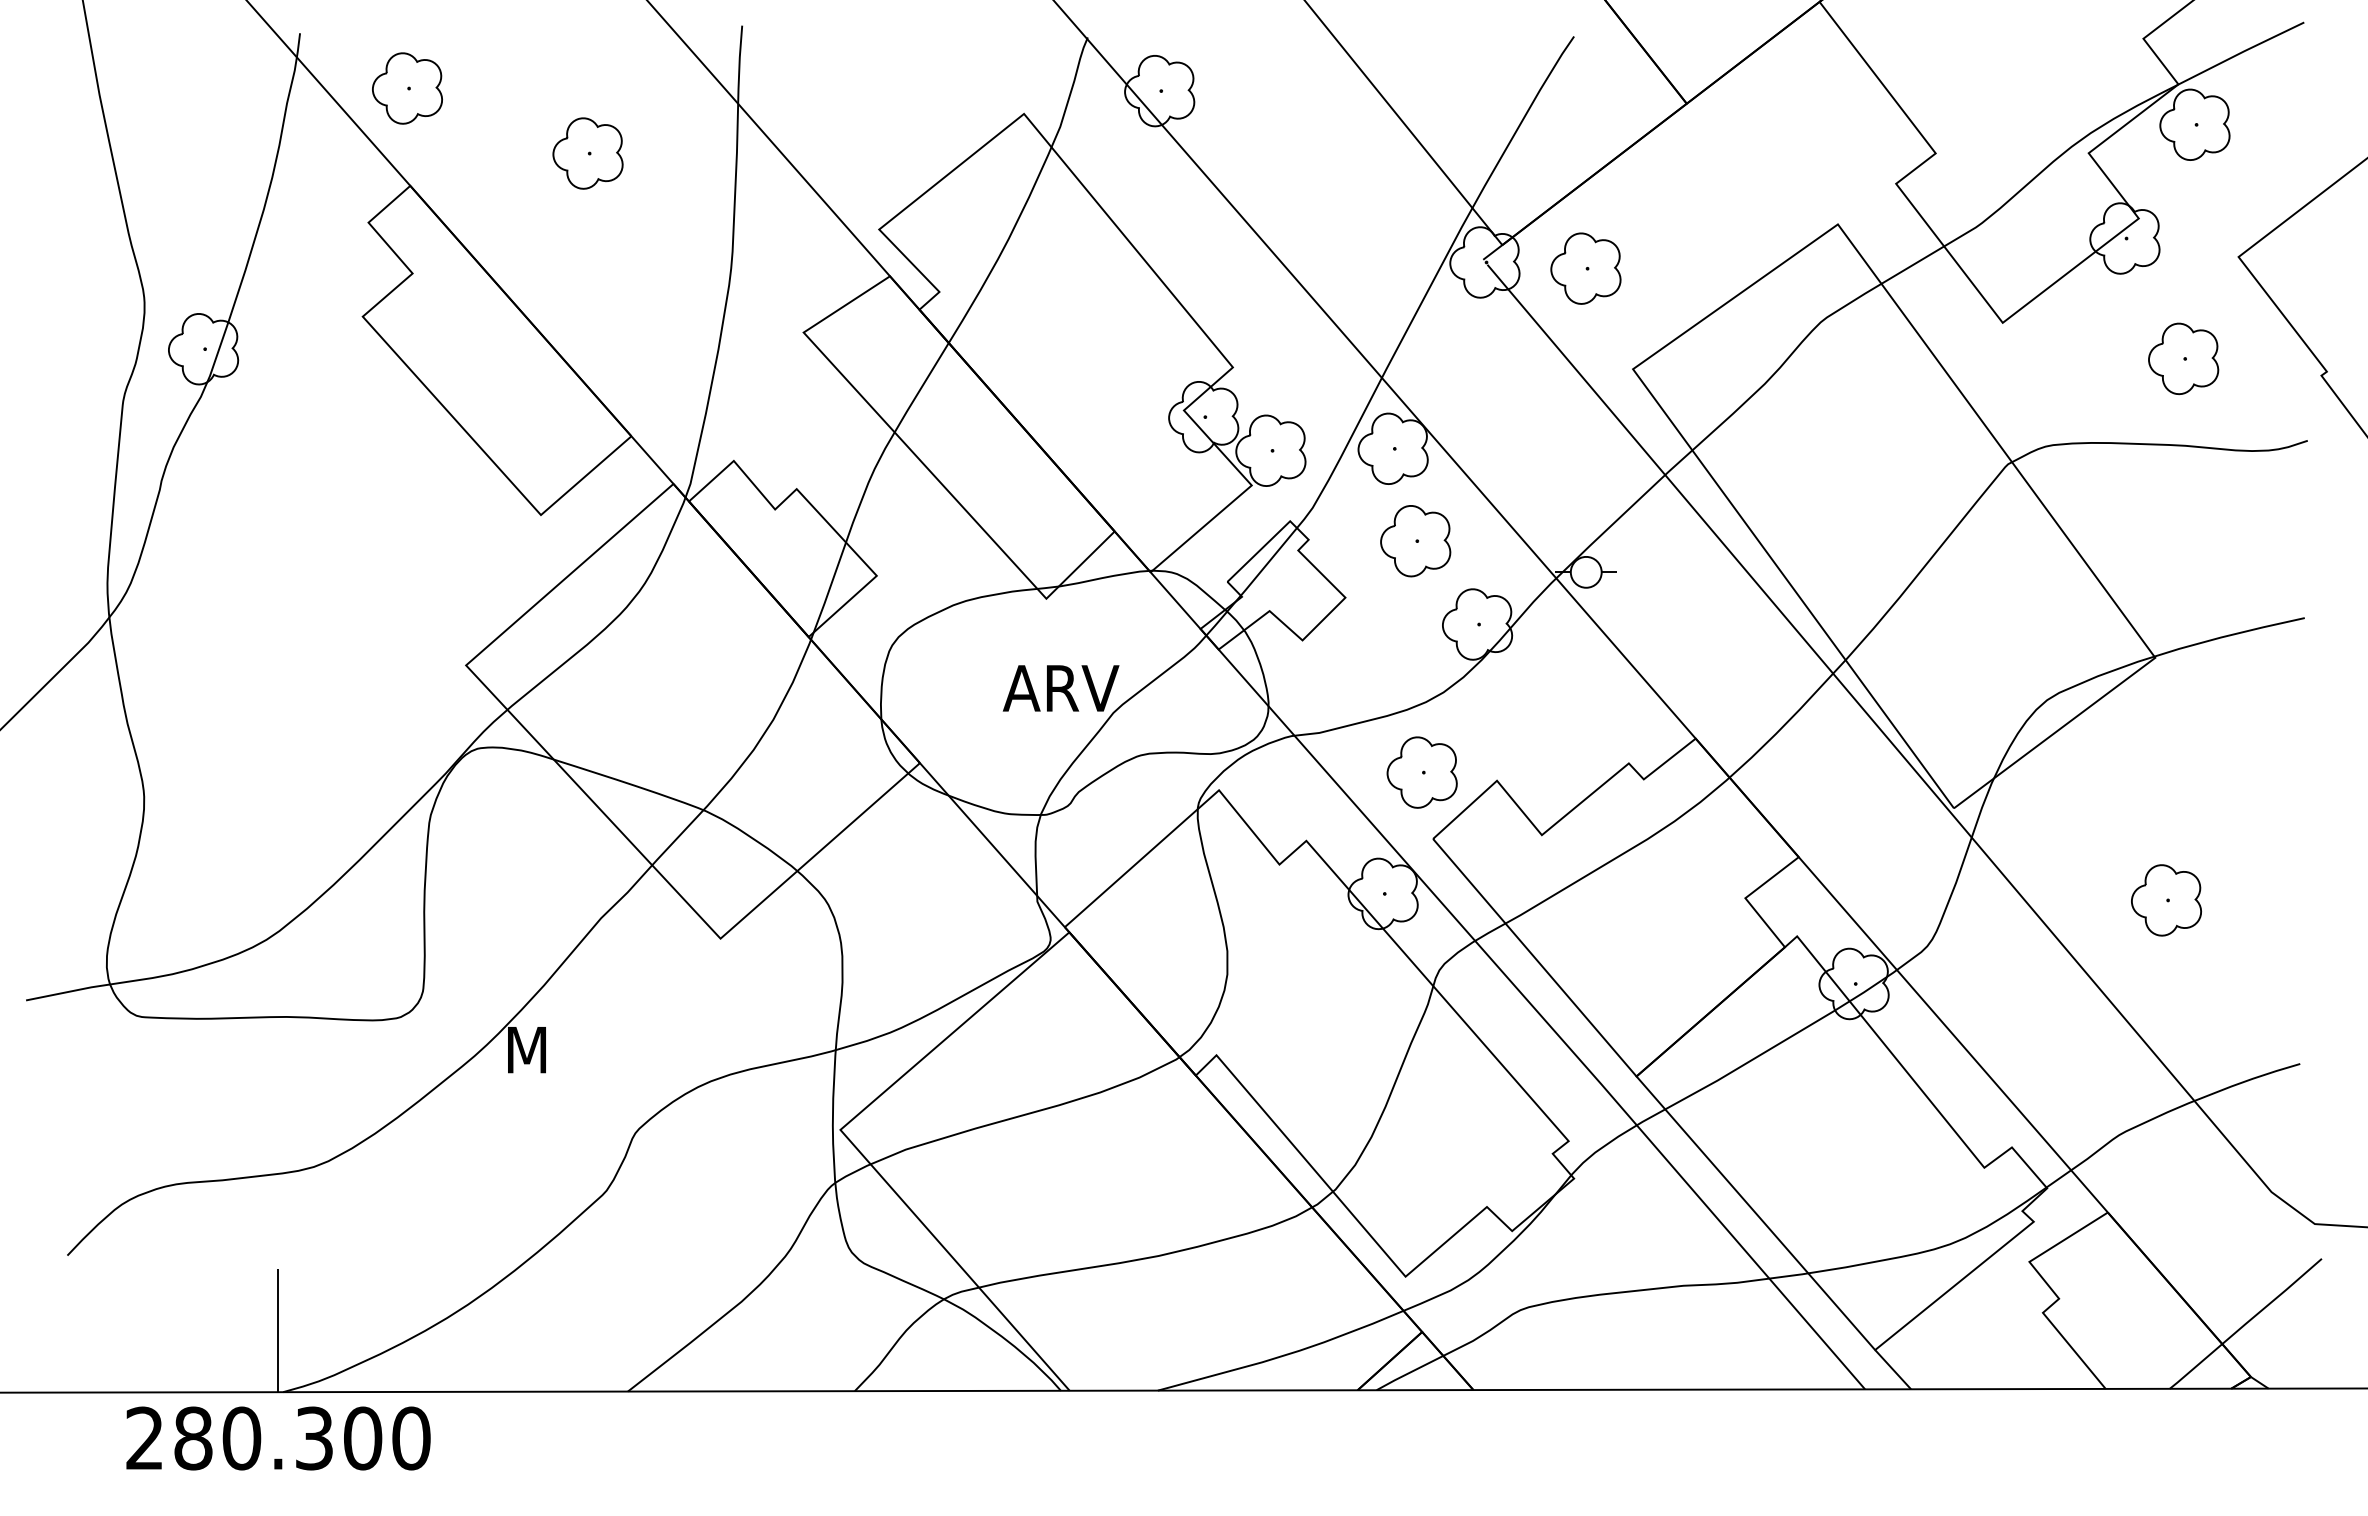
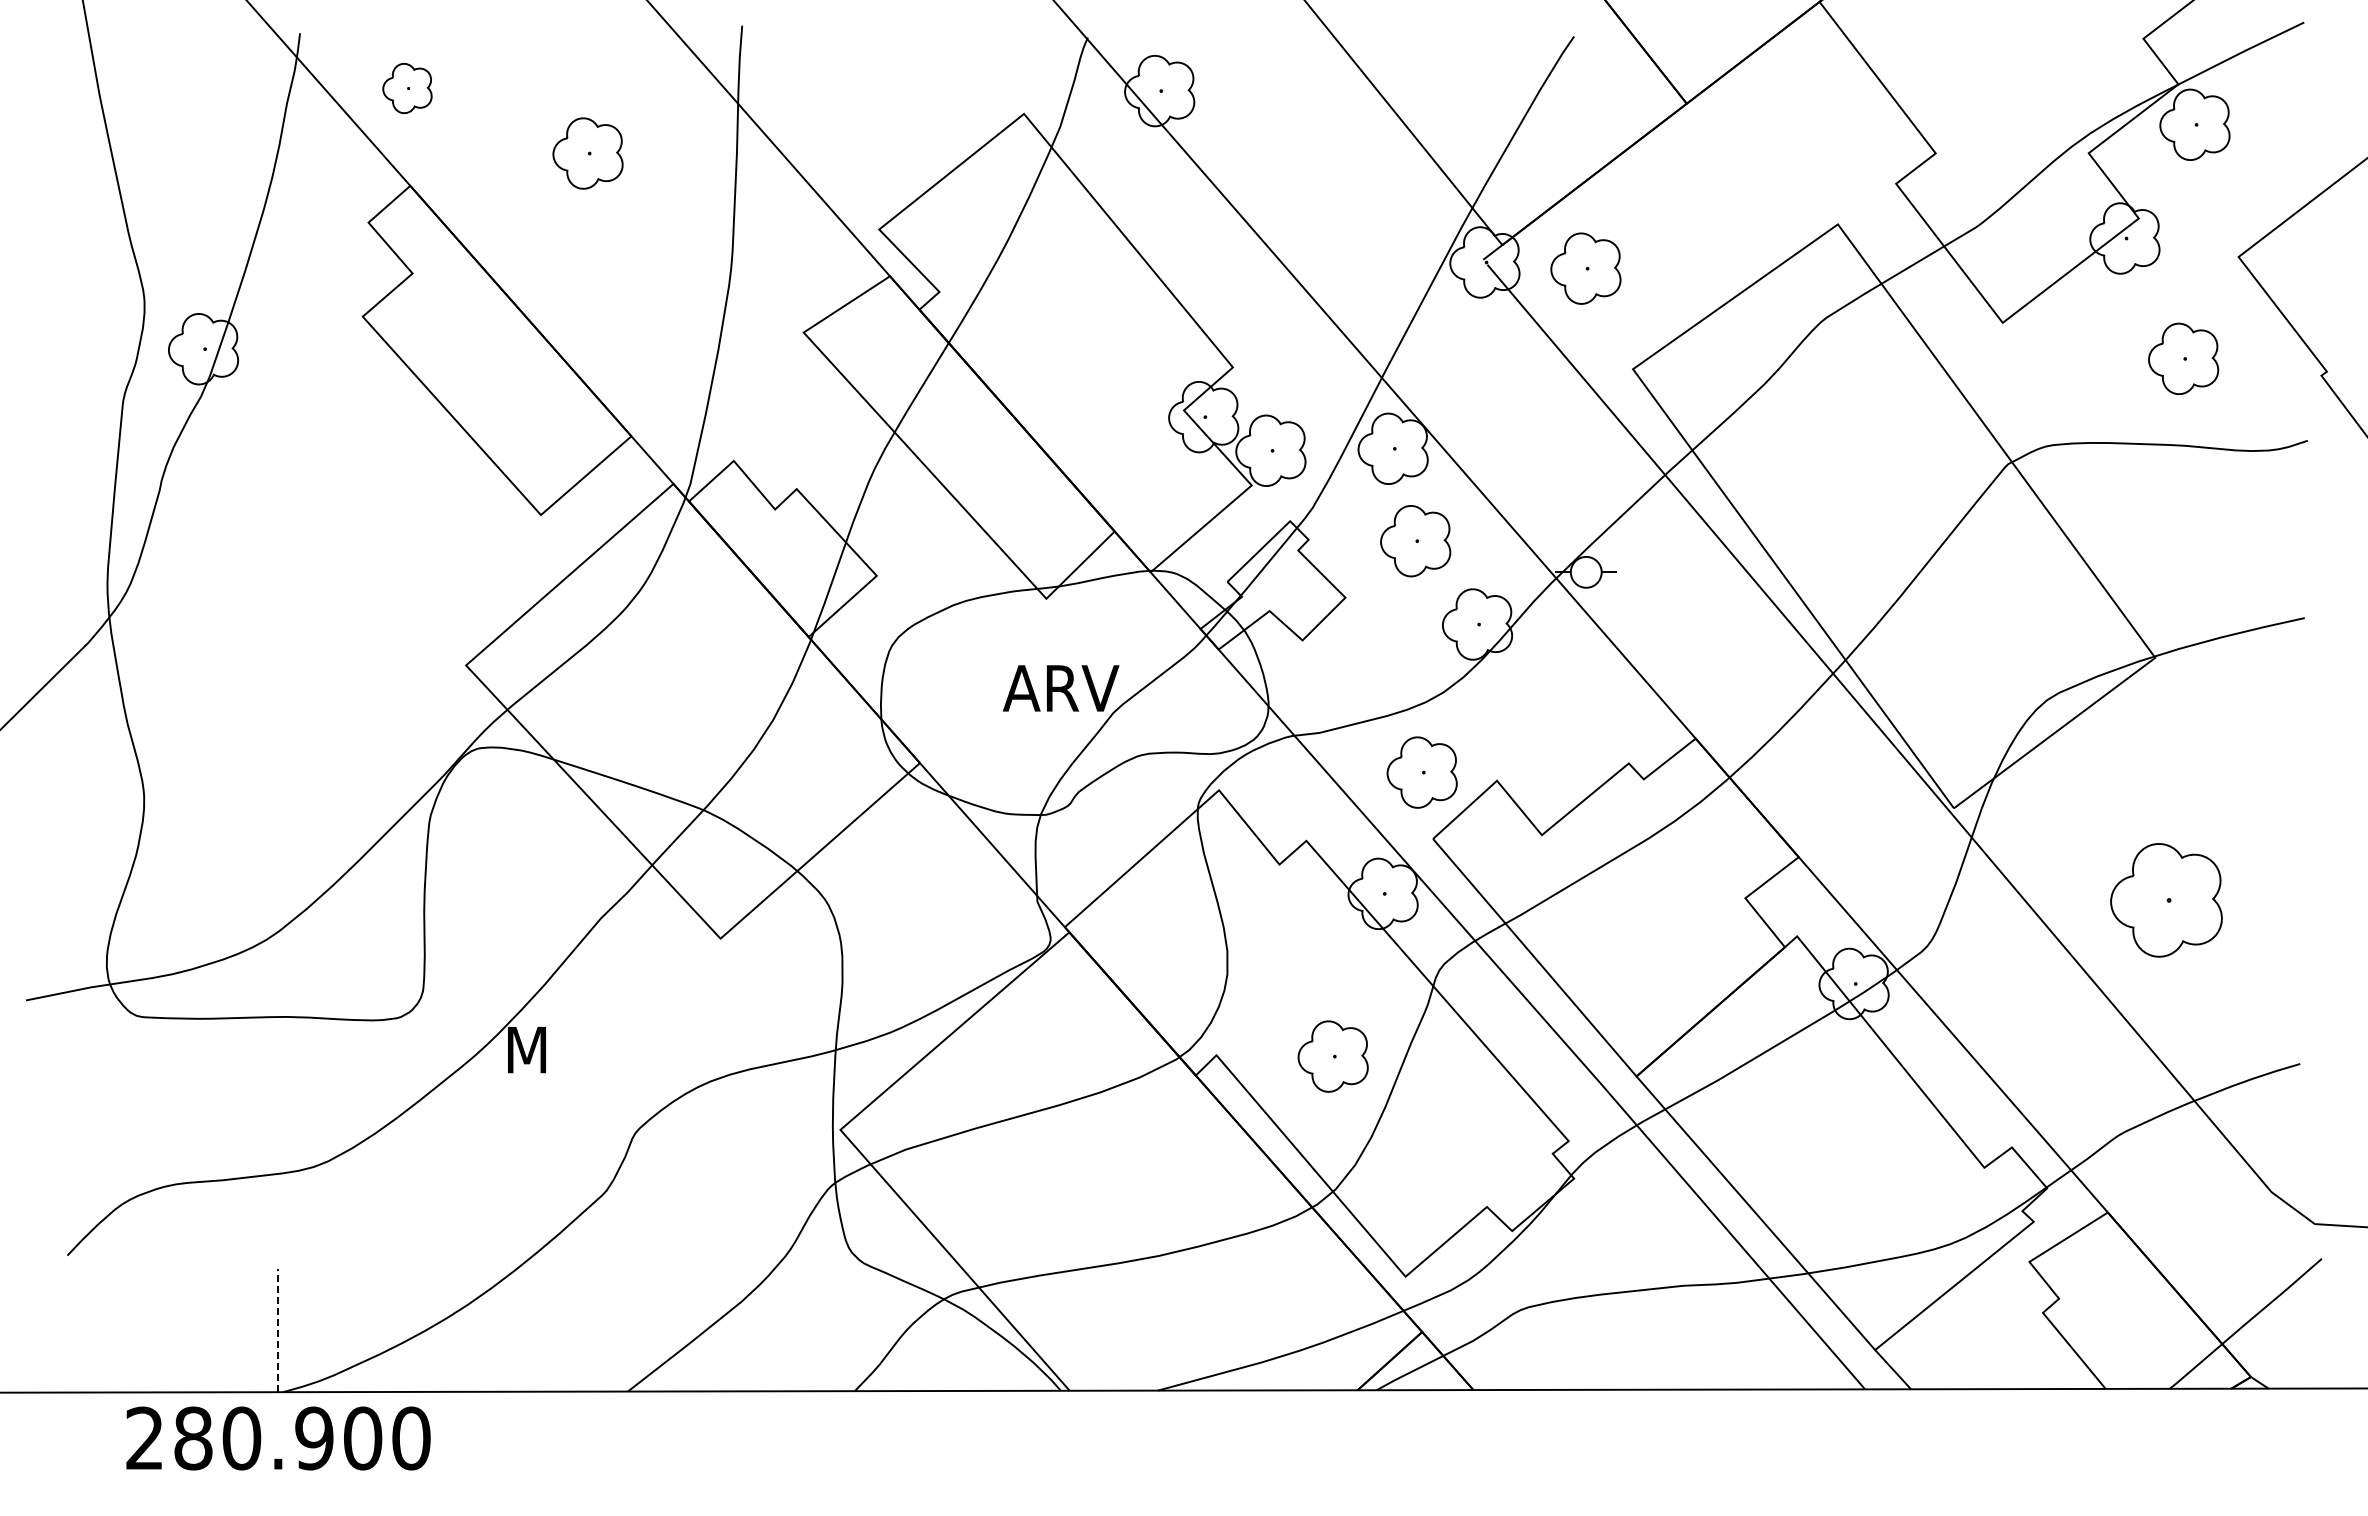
part size: 71x73 px -> 51x52 px (407, 88)
part size: 71x73 px -> 113x115 px (2166, 900)
part: none -> present (1332, 1056)
line: solid -> dashed (278, 1330)
text: 280.300 -> 280.900 (314, 1438)
